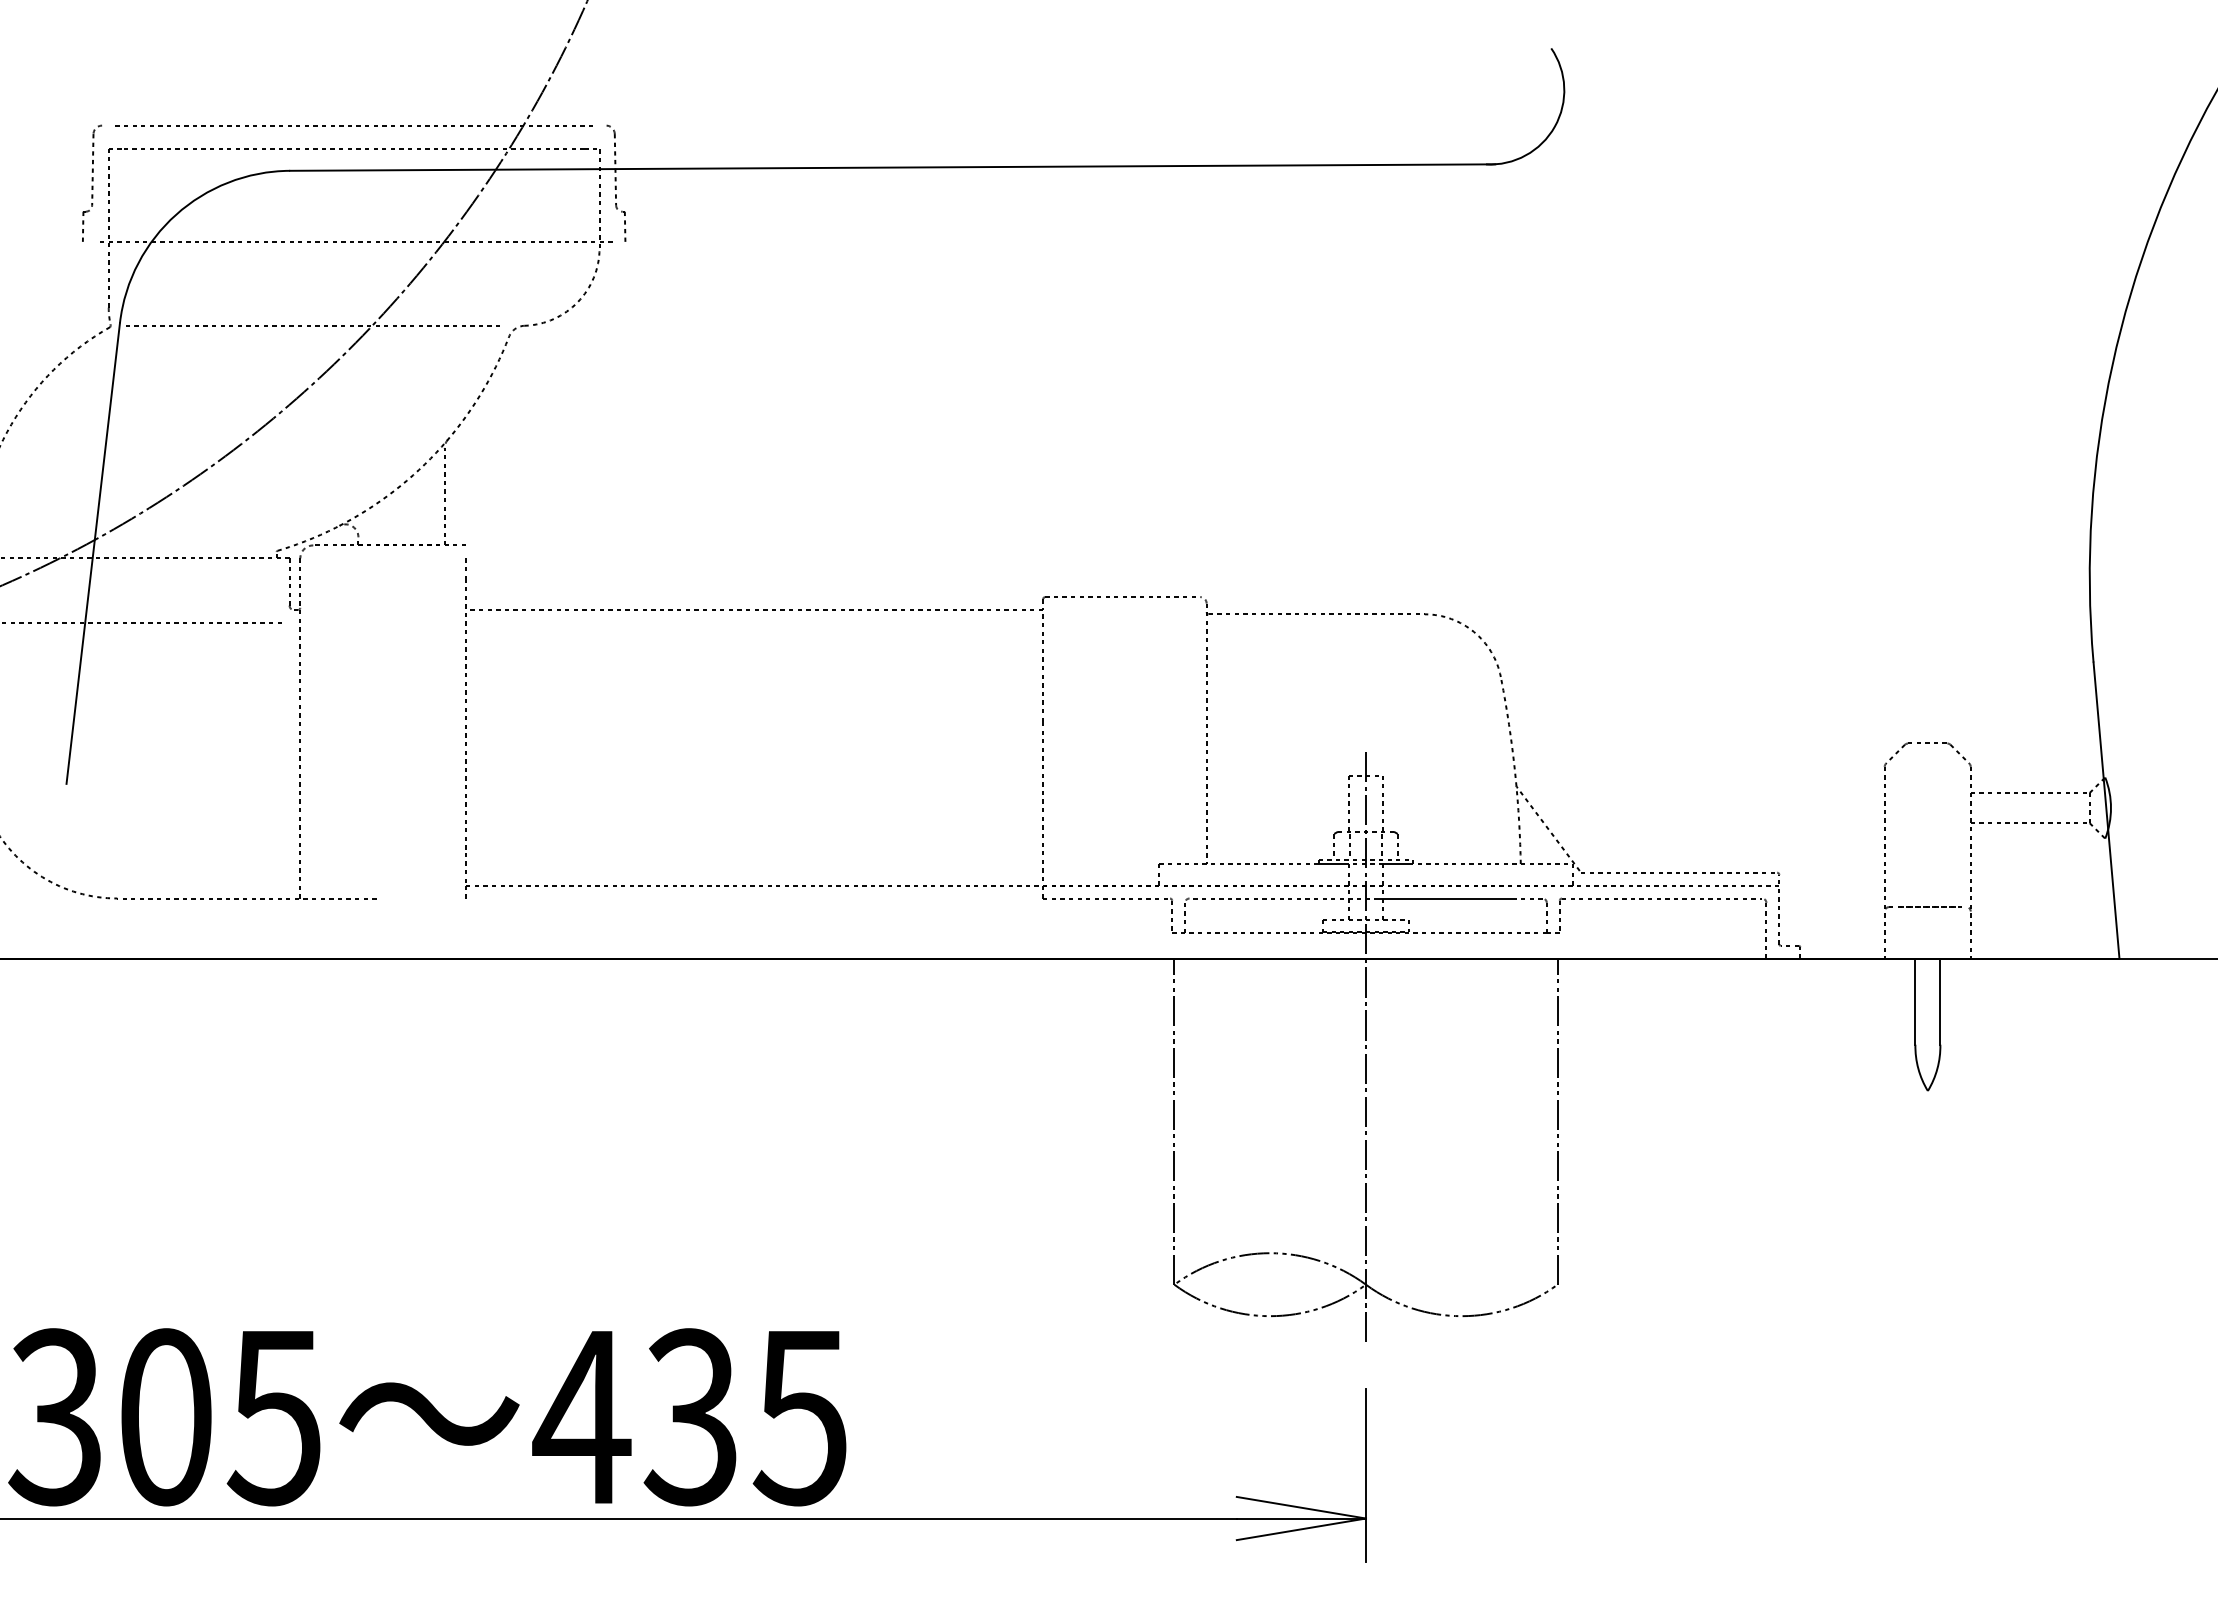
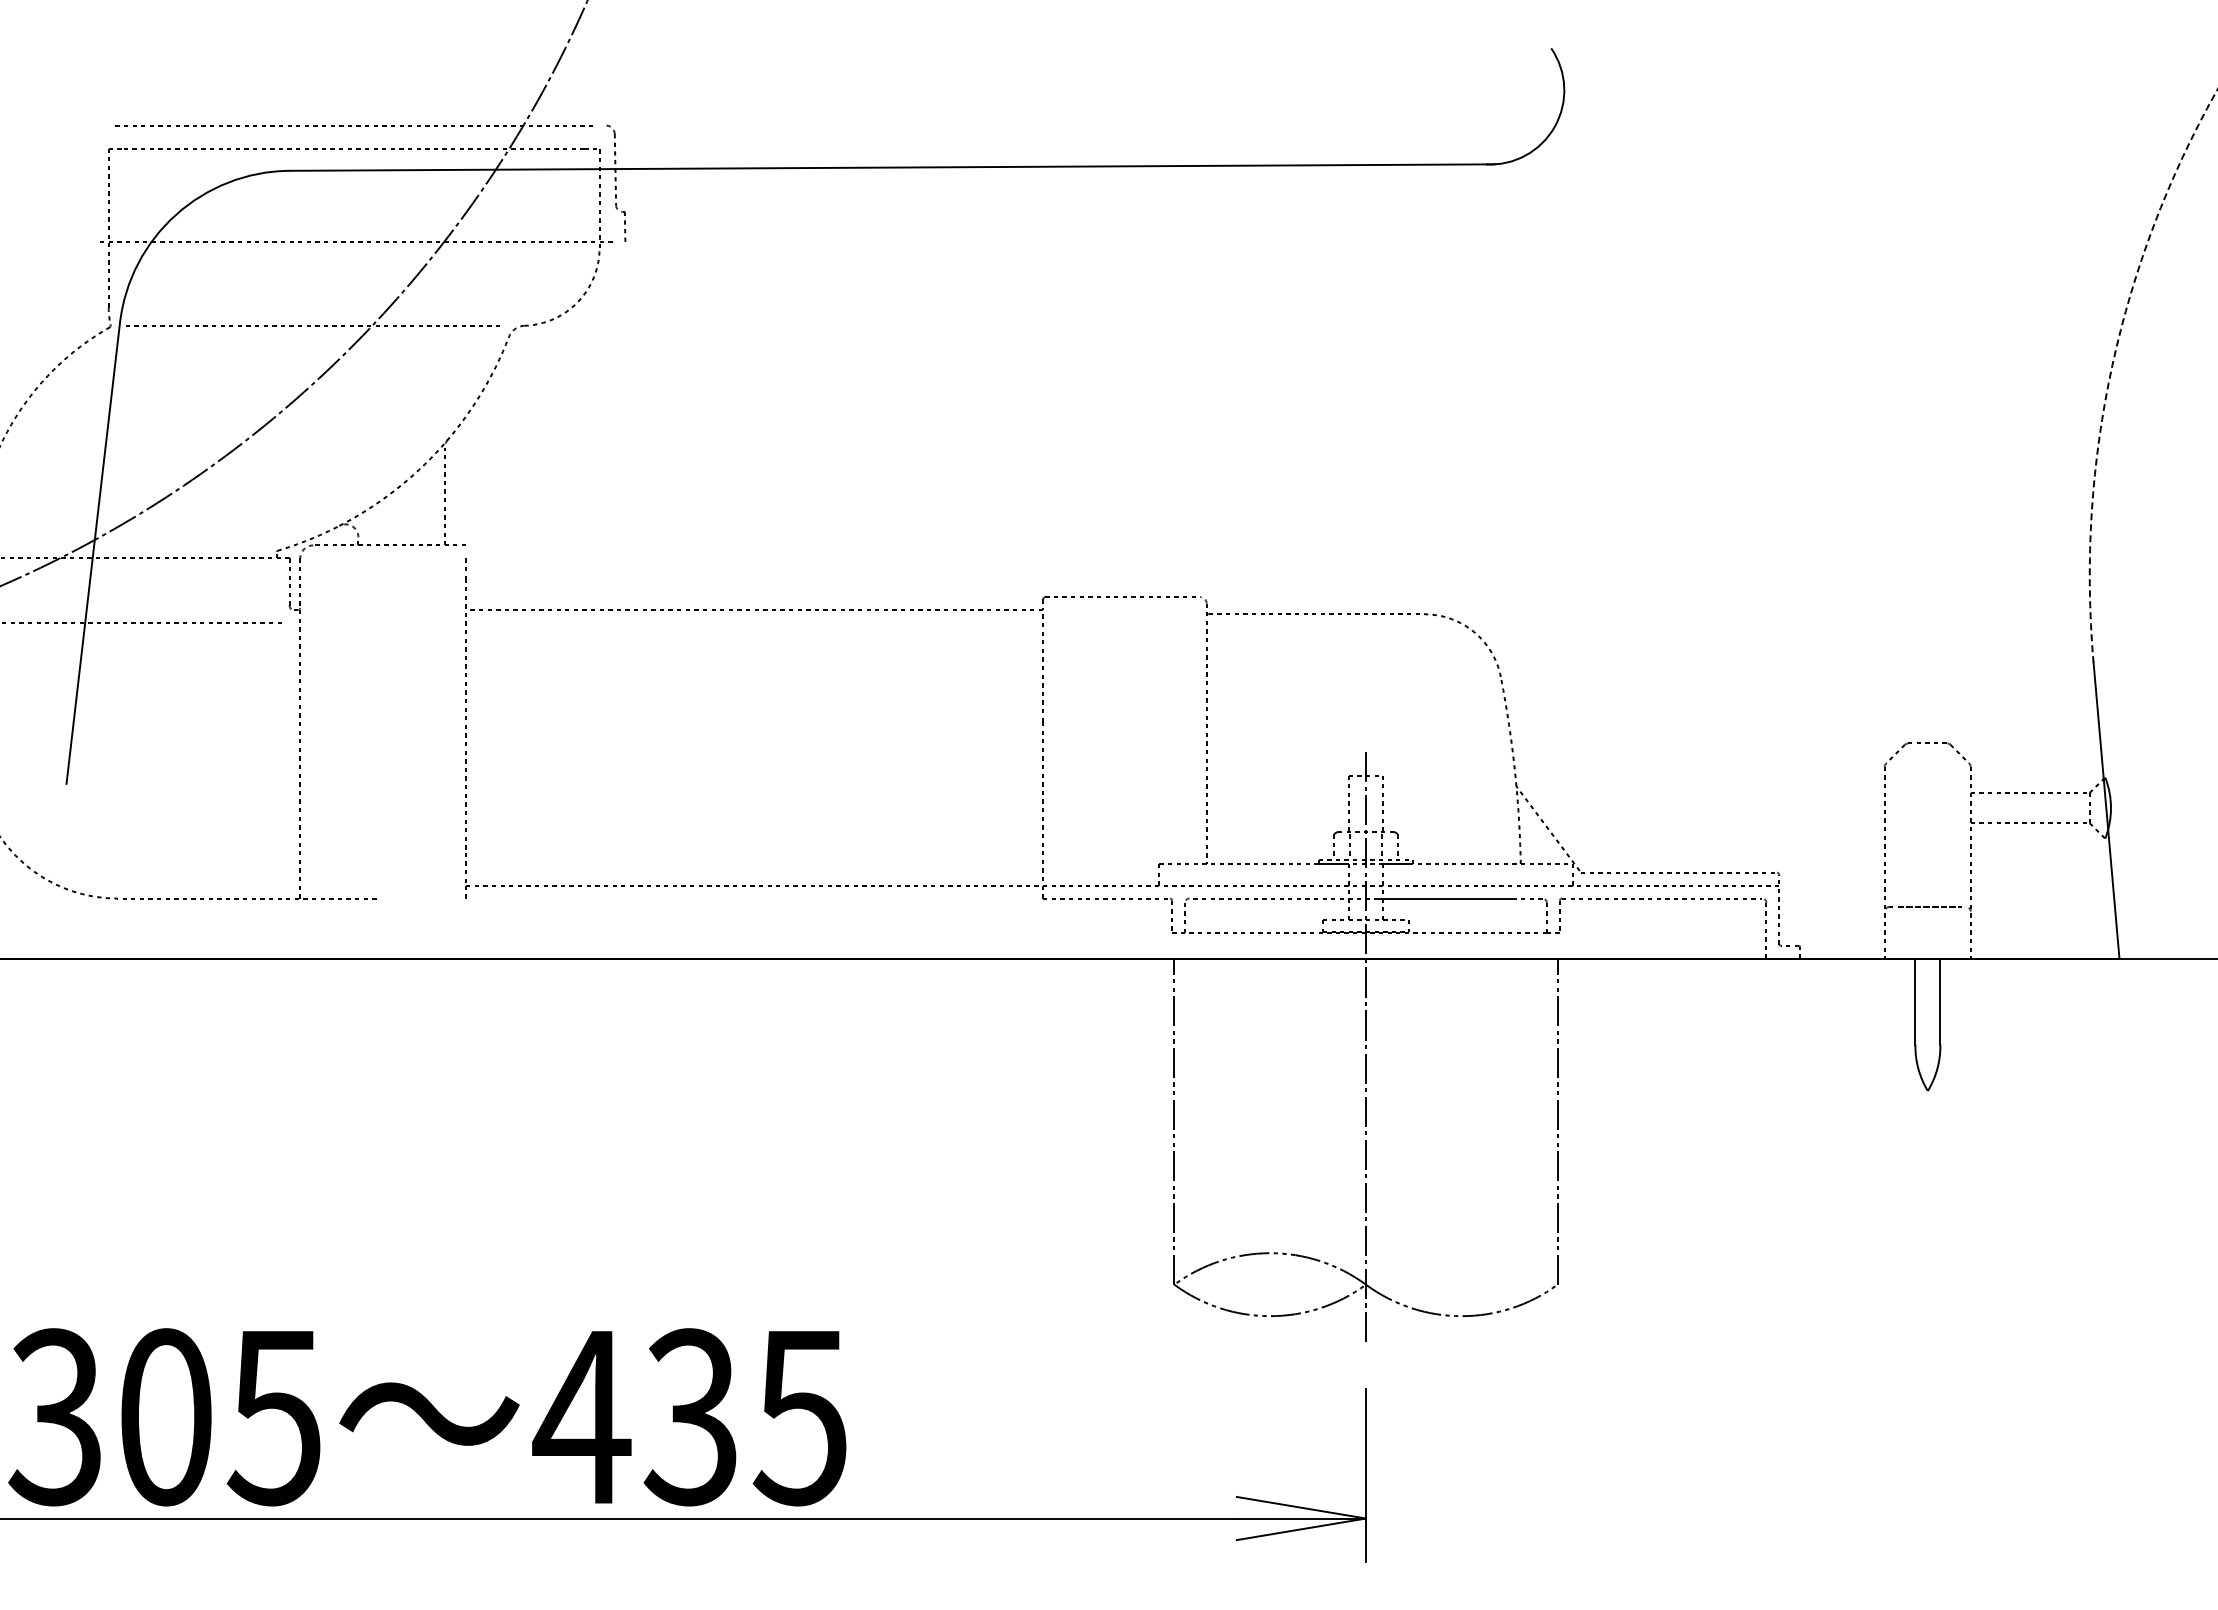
part: present -> none (91, 182)
arc: solid -> dashed (2112, 364)
